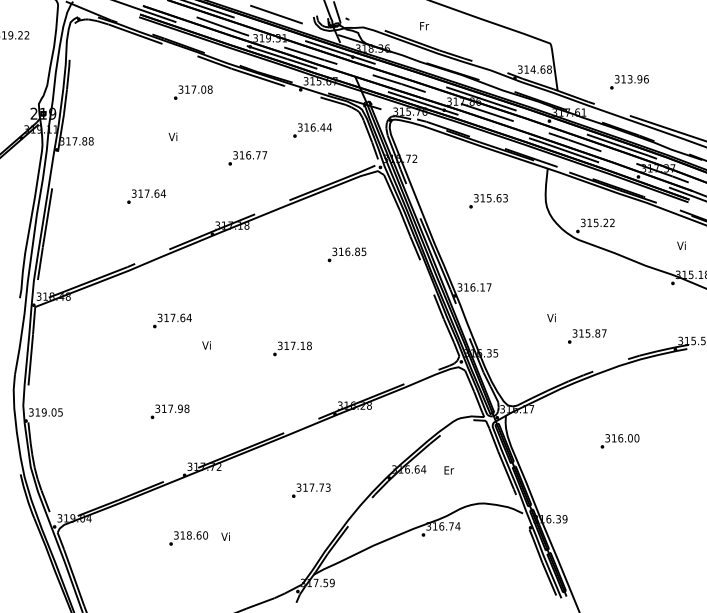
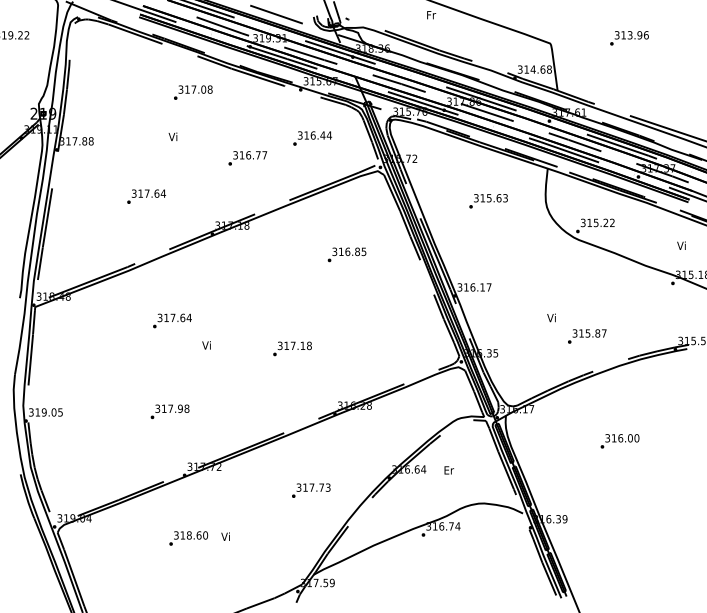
text position: (424, 26) -> (431, 15) (431, 15)
text position: (629, 82) -> (629, 38) (629, 38)
text position: (312, 130) -> (312, 138) (312, 138)
